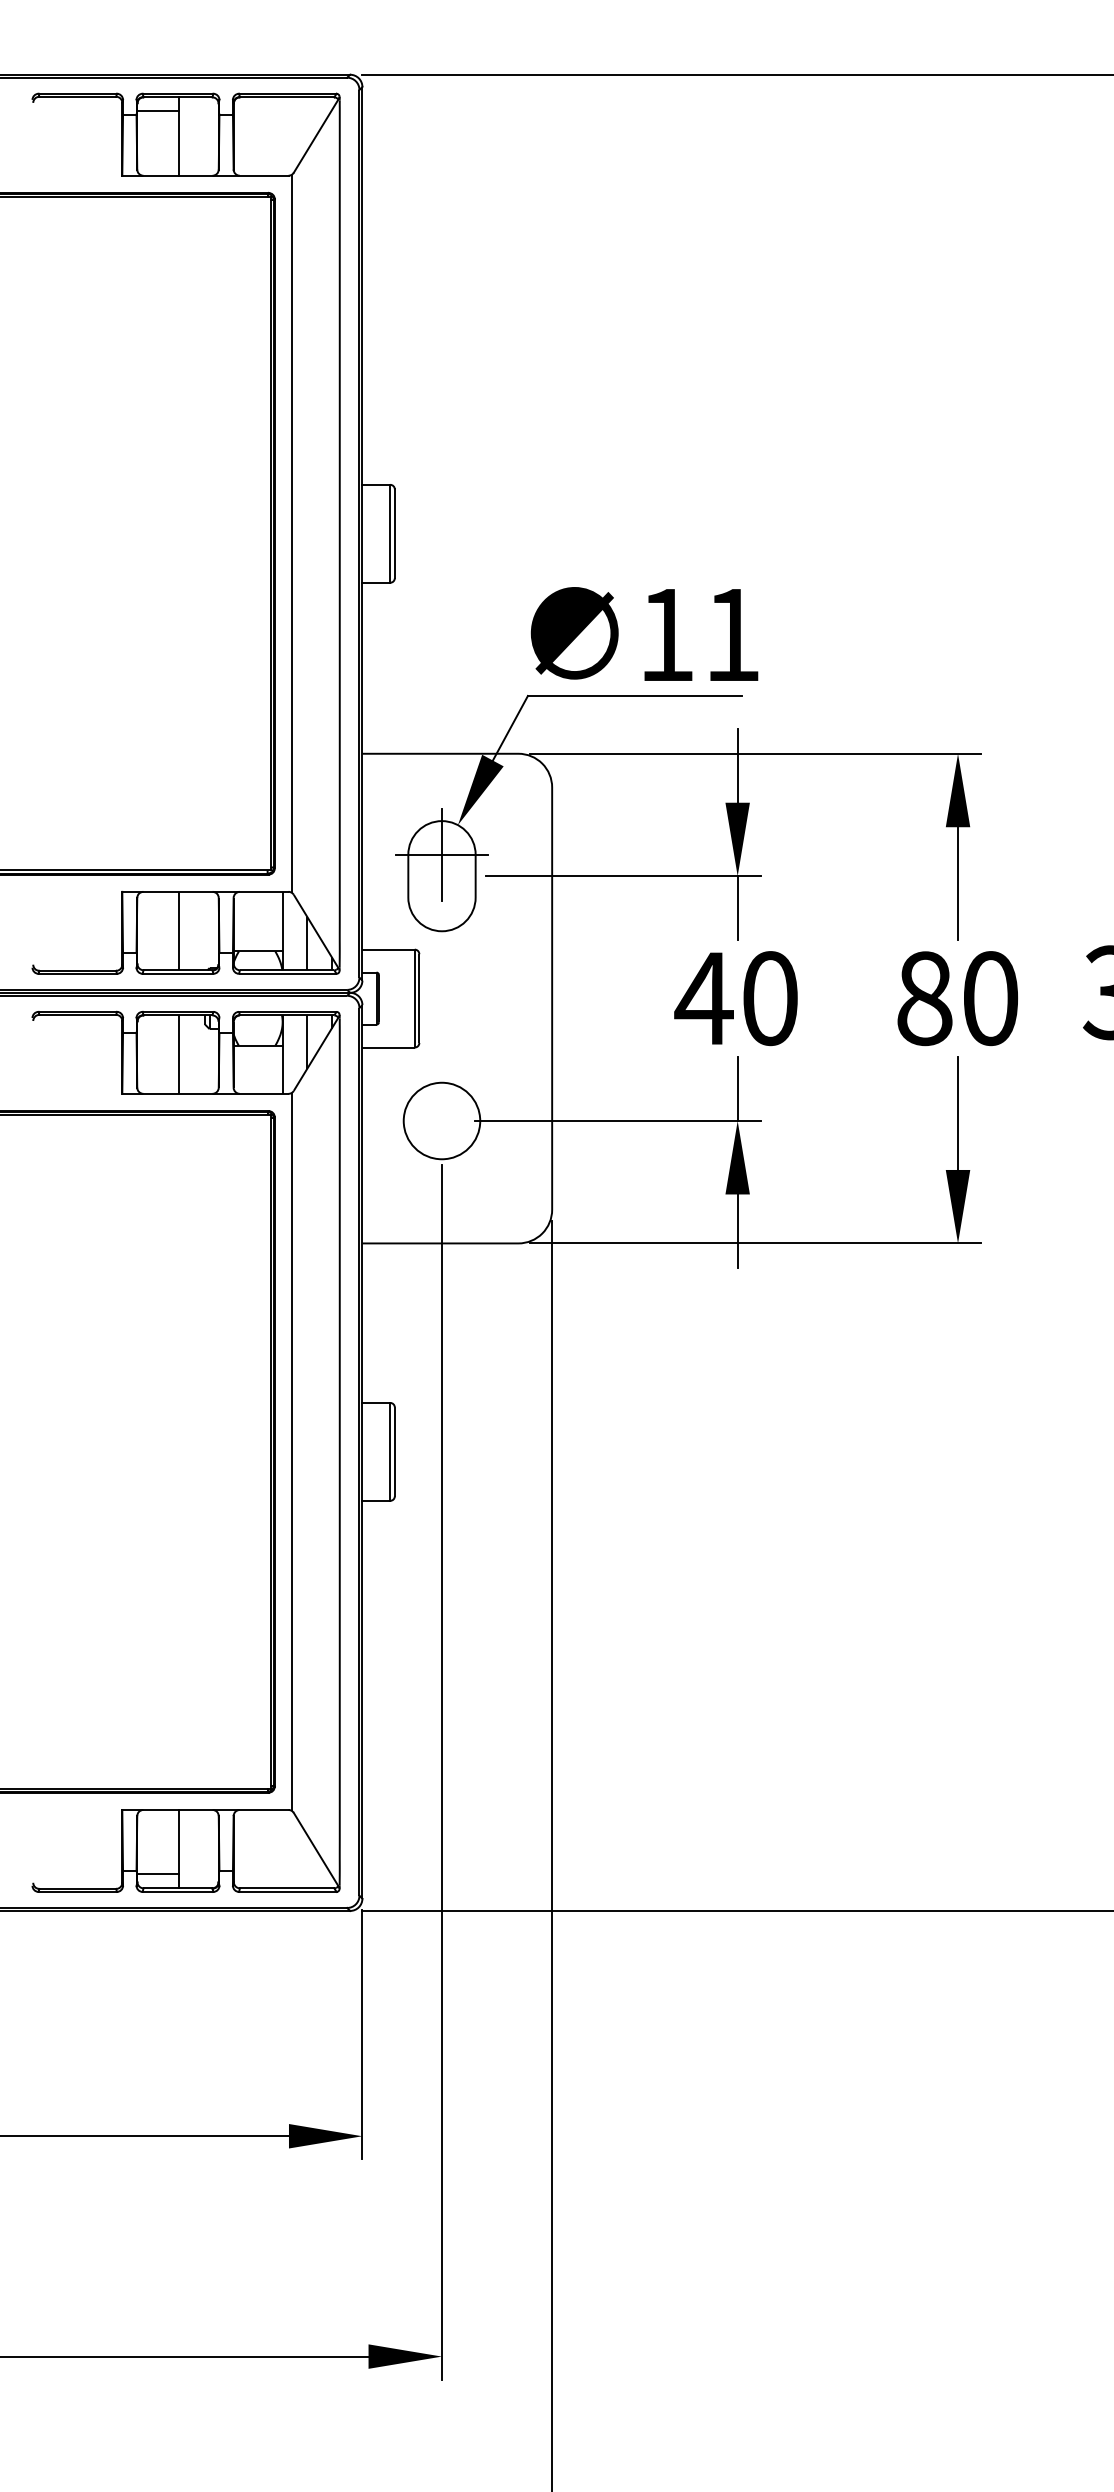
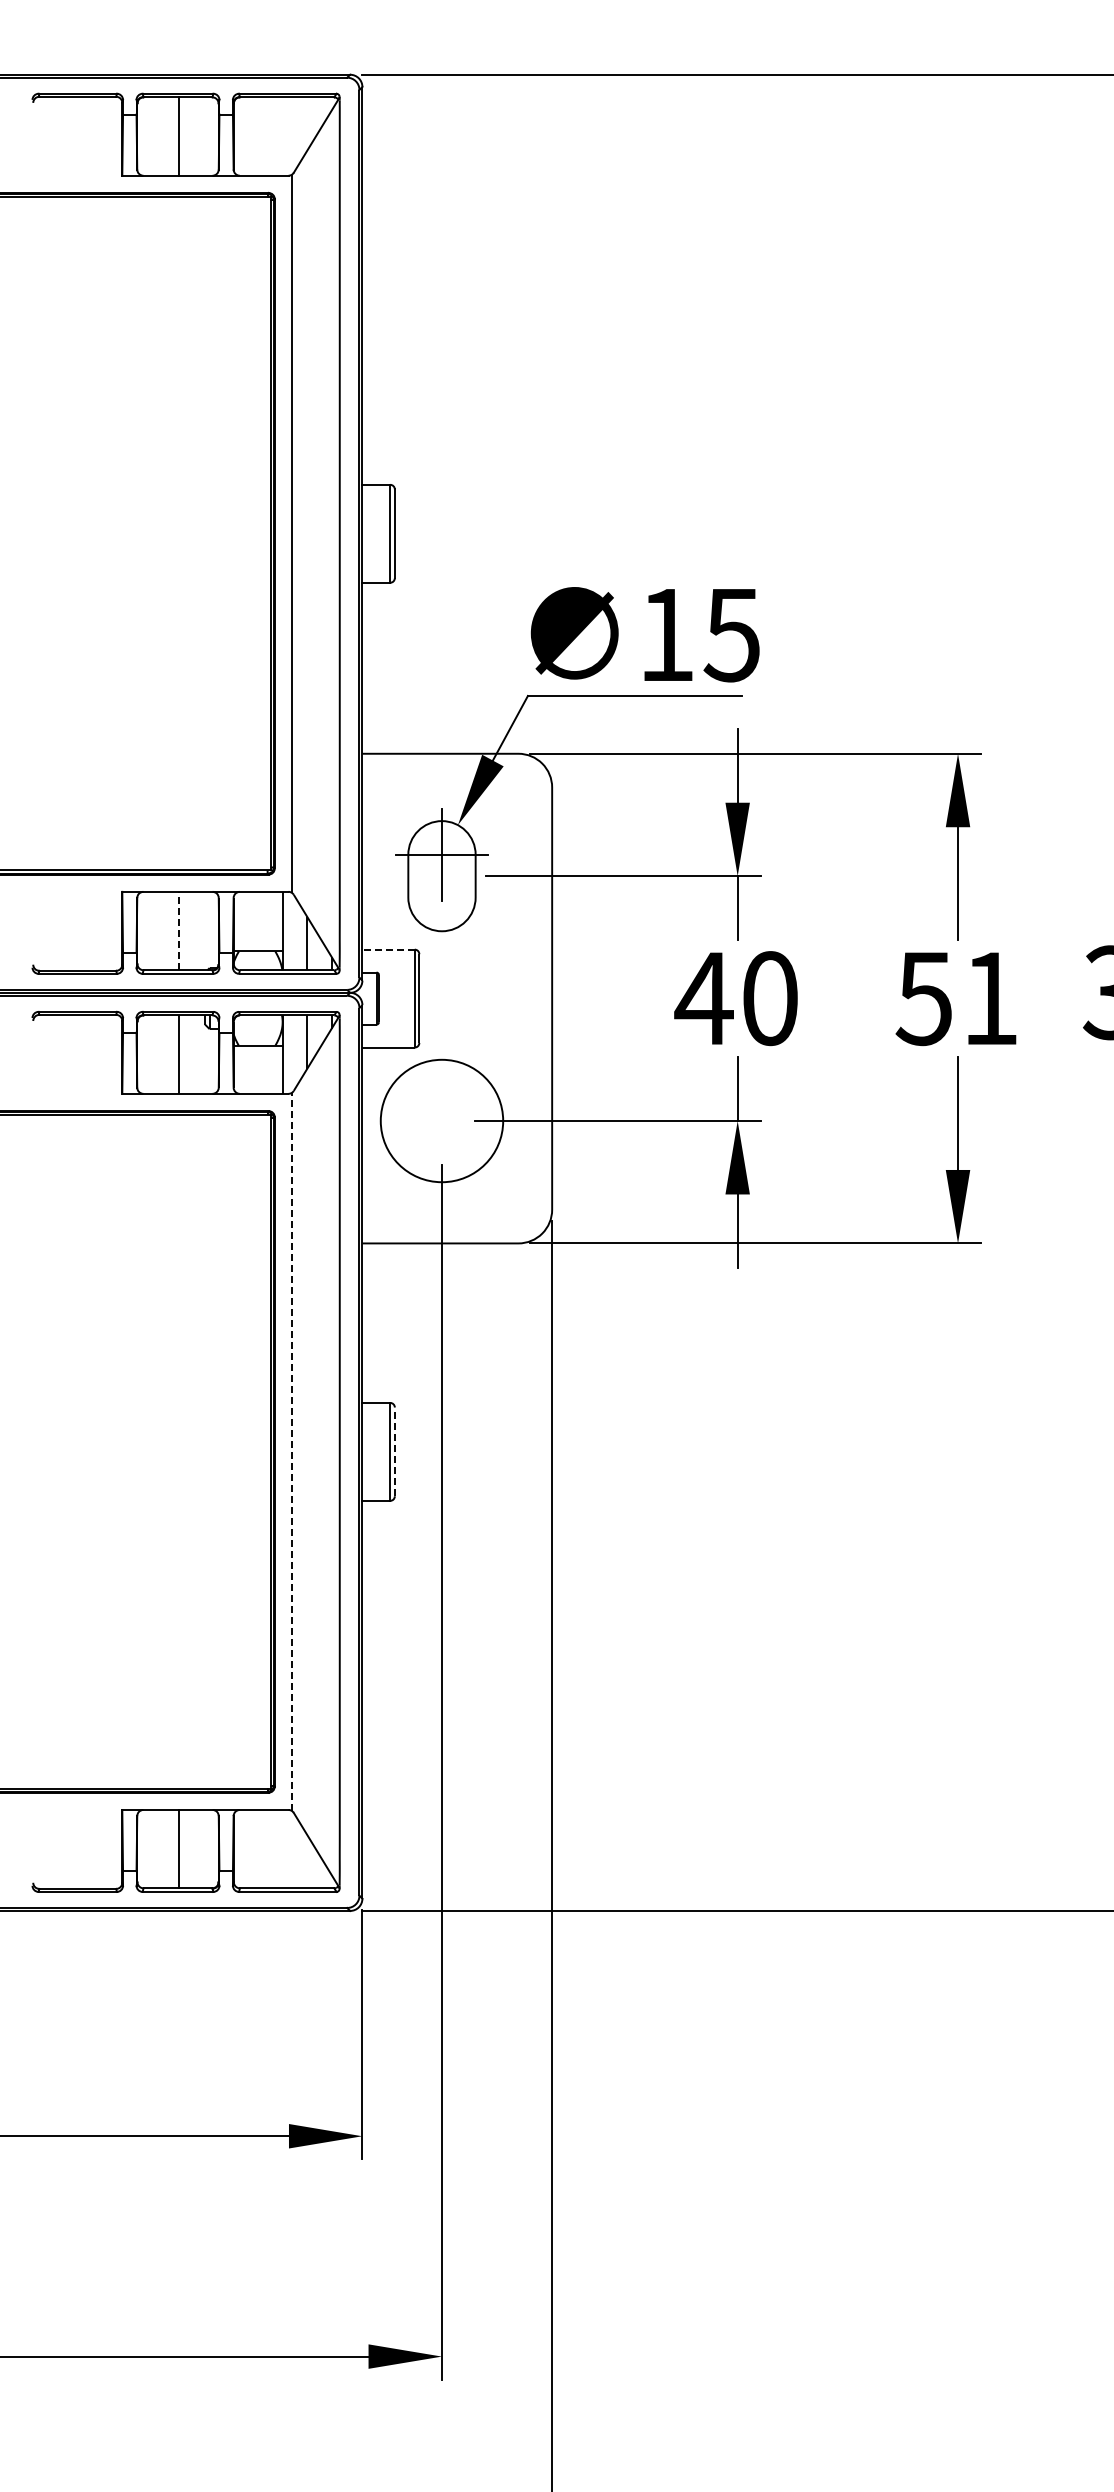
line: present -> none (157, 111)
text: 11 -> 15 (731, 635)
line: solid -> dashed (178, 930)
line: solid -> dashed (388, 949)
text: 80 -> 51 (956, 998)
circle diameter: 77 px -> 122 px (441, 1120)
line: solid -> dashed (292, 1451)
line: solid -> dashed (394, 1451)
line: present -> none (157, 1874)
